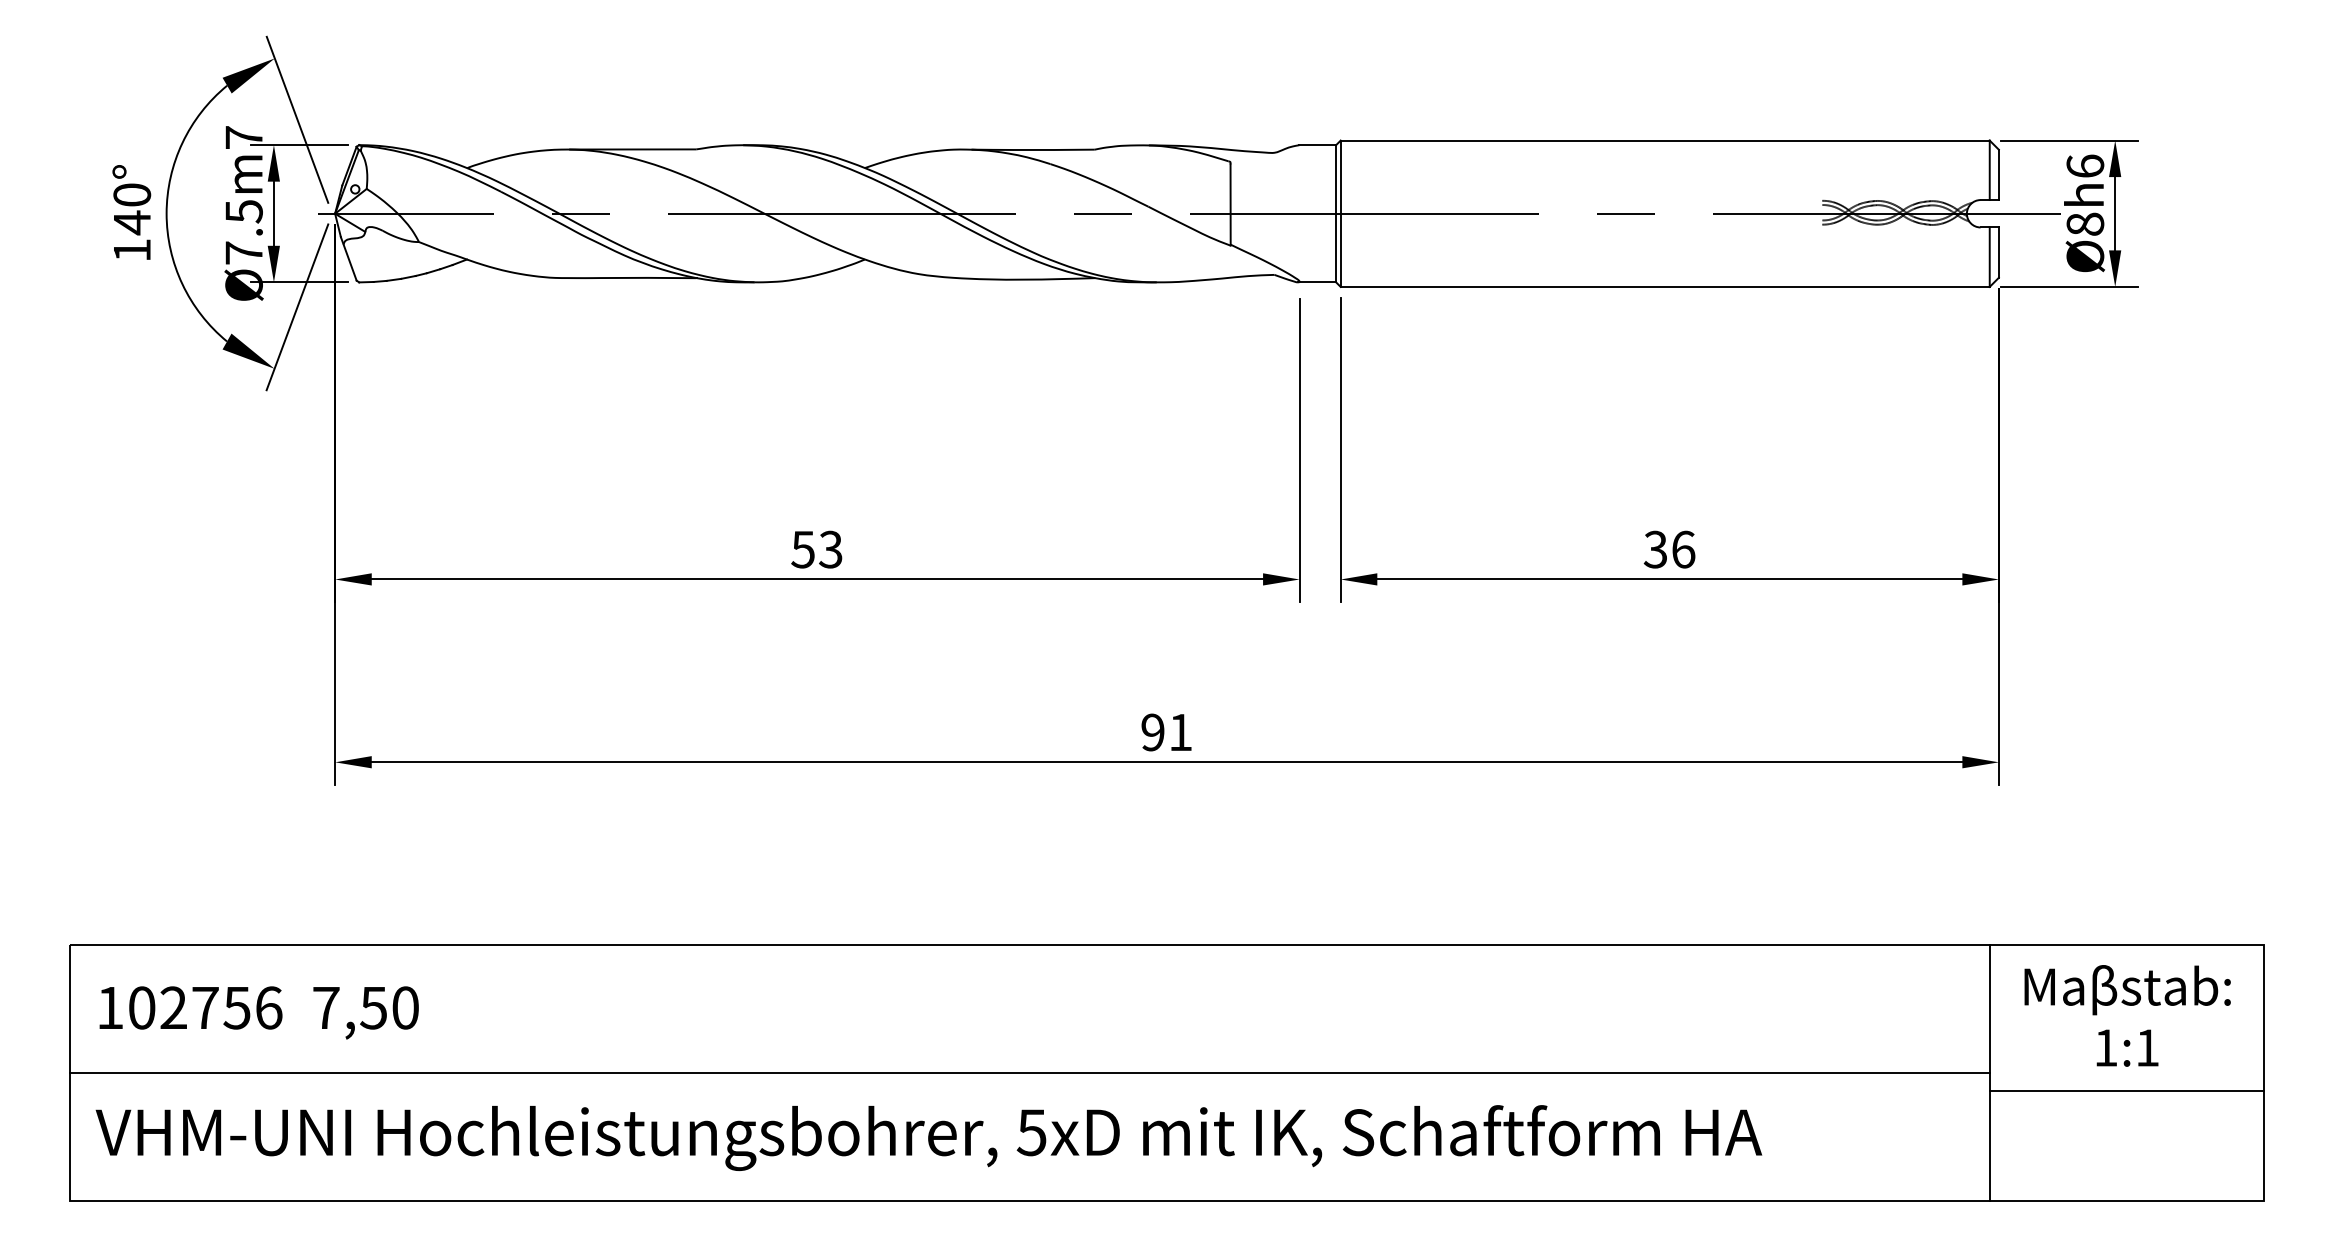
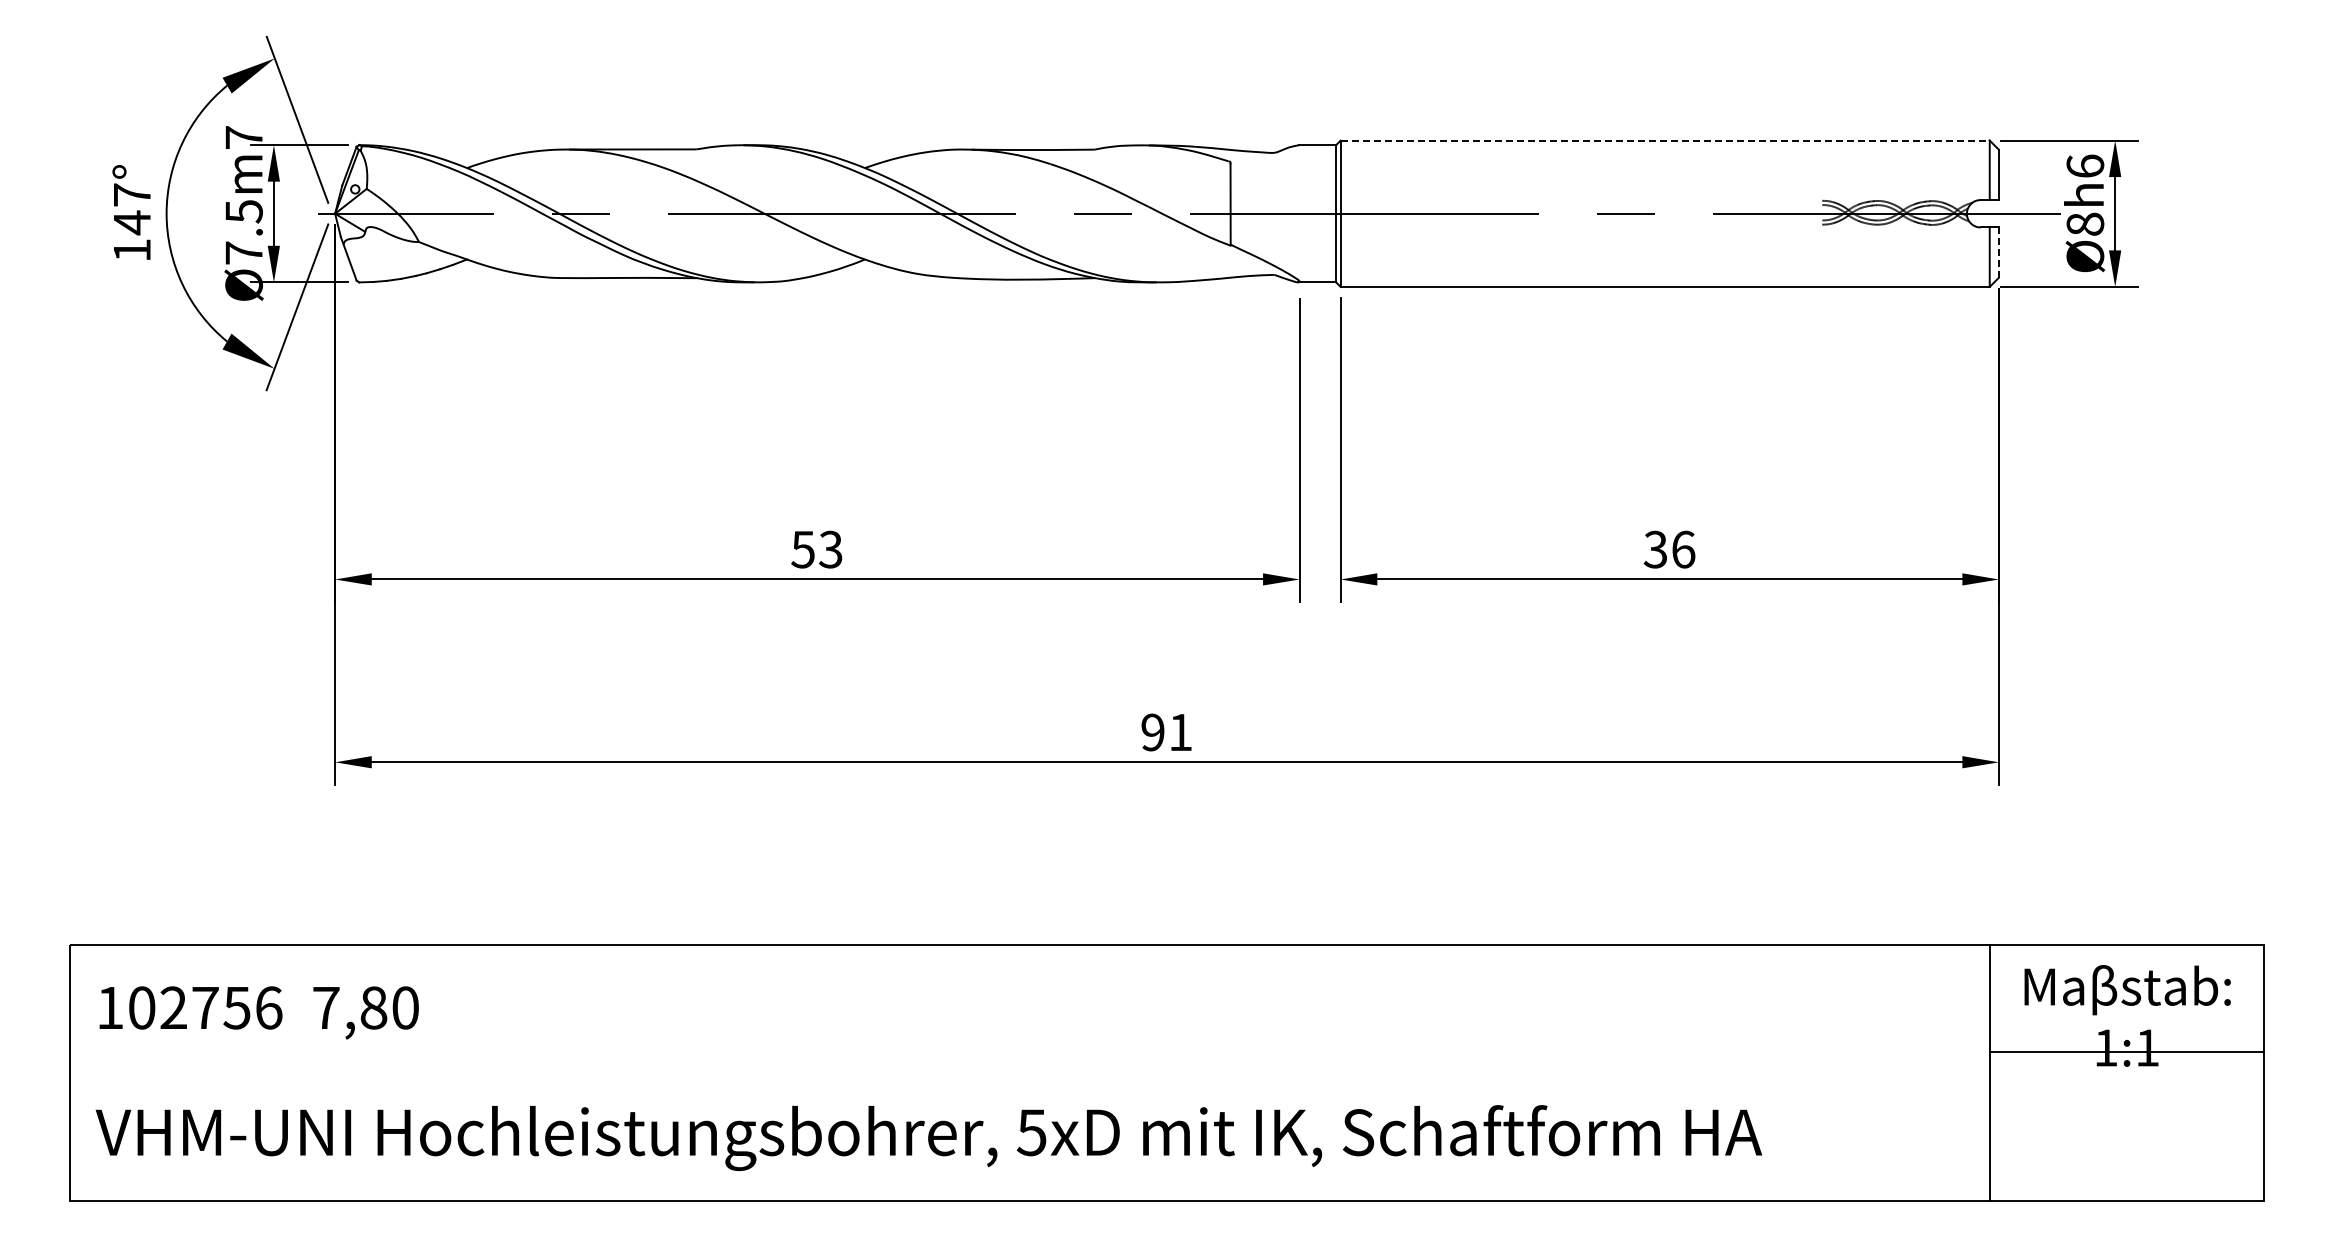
line: solid -> dashed (1665, 140)
text: 140° -> 147° (132, 194)
line: solid -> dashed (1998, 253)
text: 7,50 -> 7,80 (373, 1007)
line: present -> none (1029, 1073)
line position: (2126, 1091) -> (2126, 1052) (2126, 1052)
